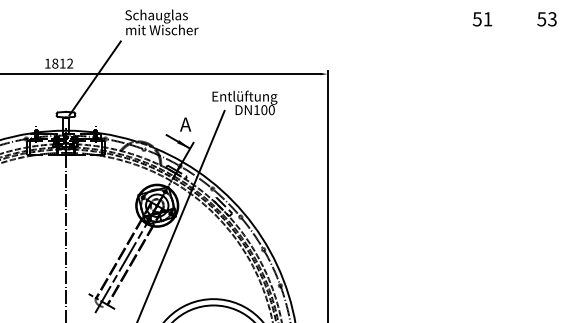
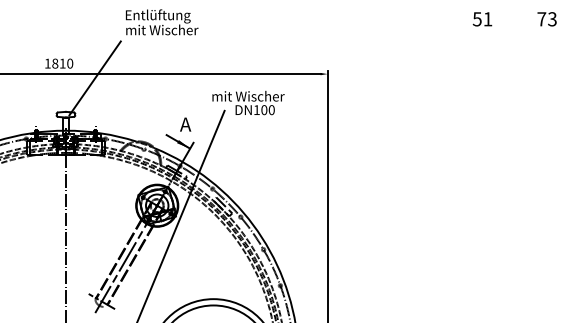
text: Schauglas -> Entlüftung (157, 16)
text: 53 -> 73 (541, 19)
text: 1812 -> 1810 (70, 63)
text: Entlüftung -> mit Wischer (248, 97)
